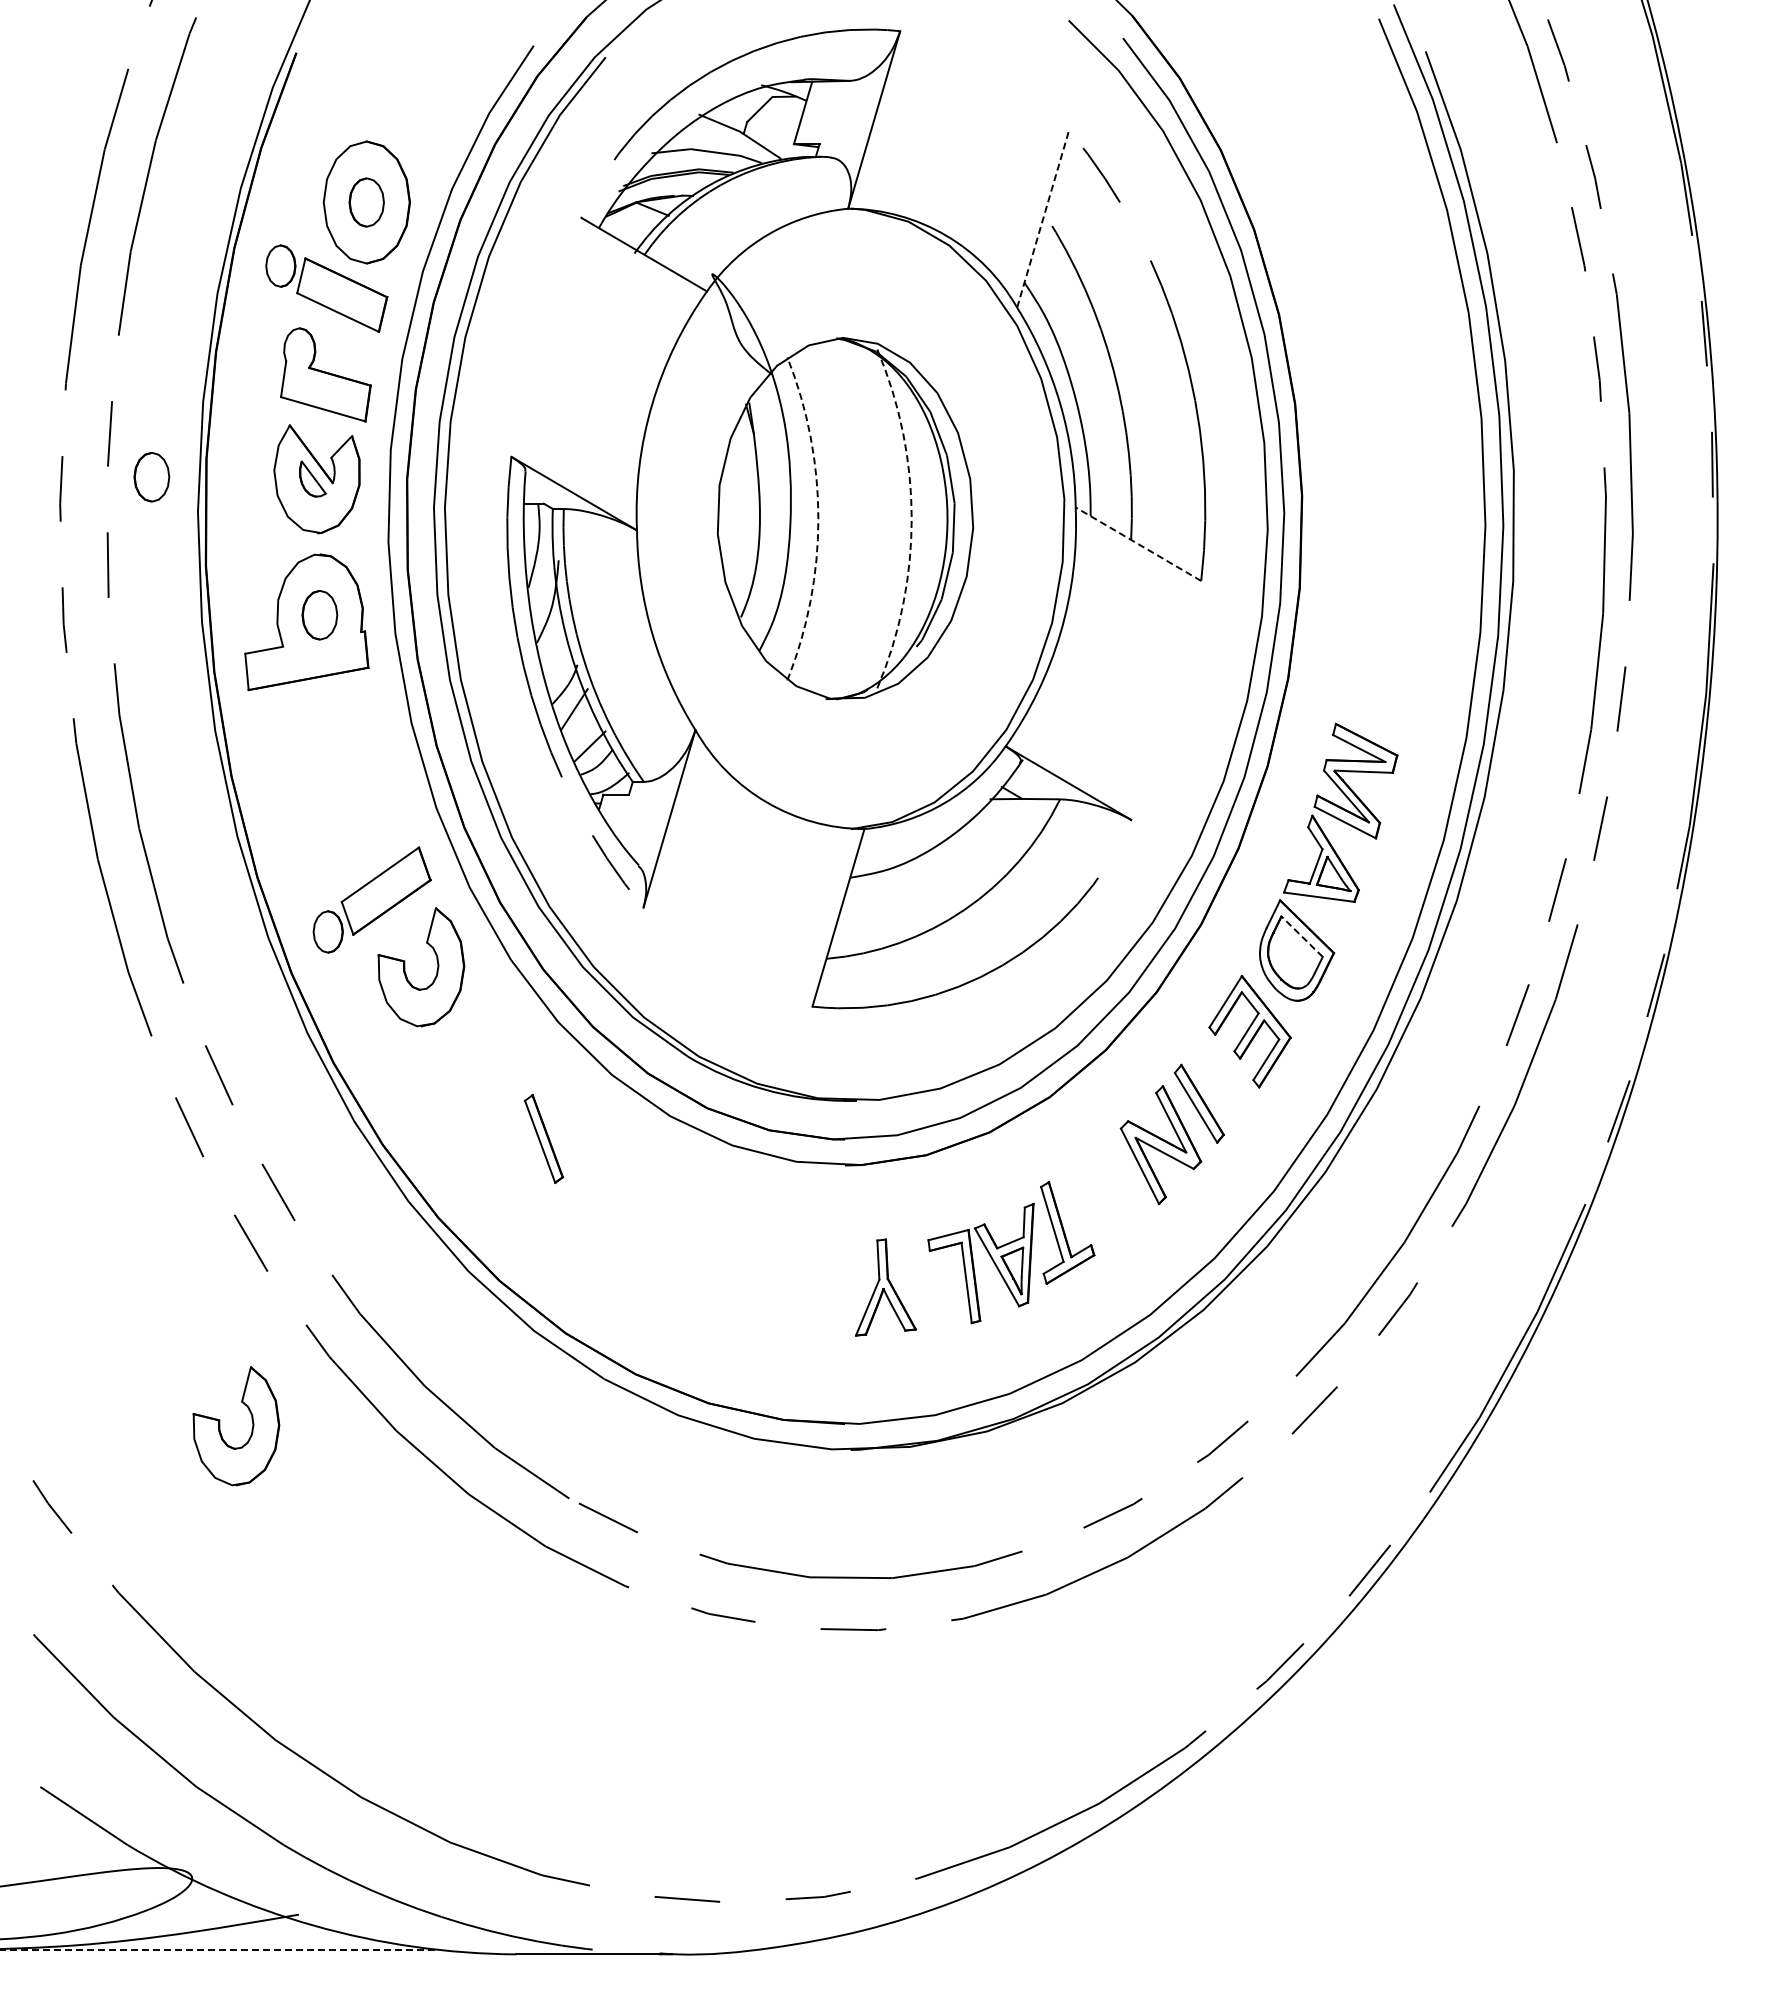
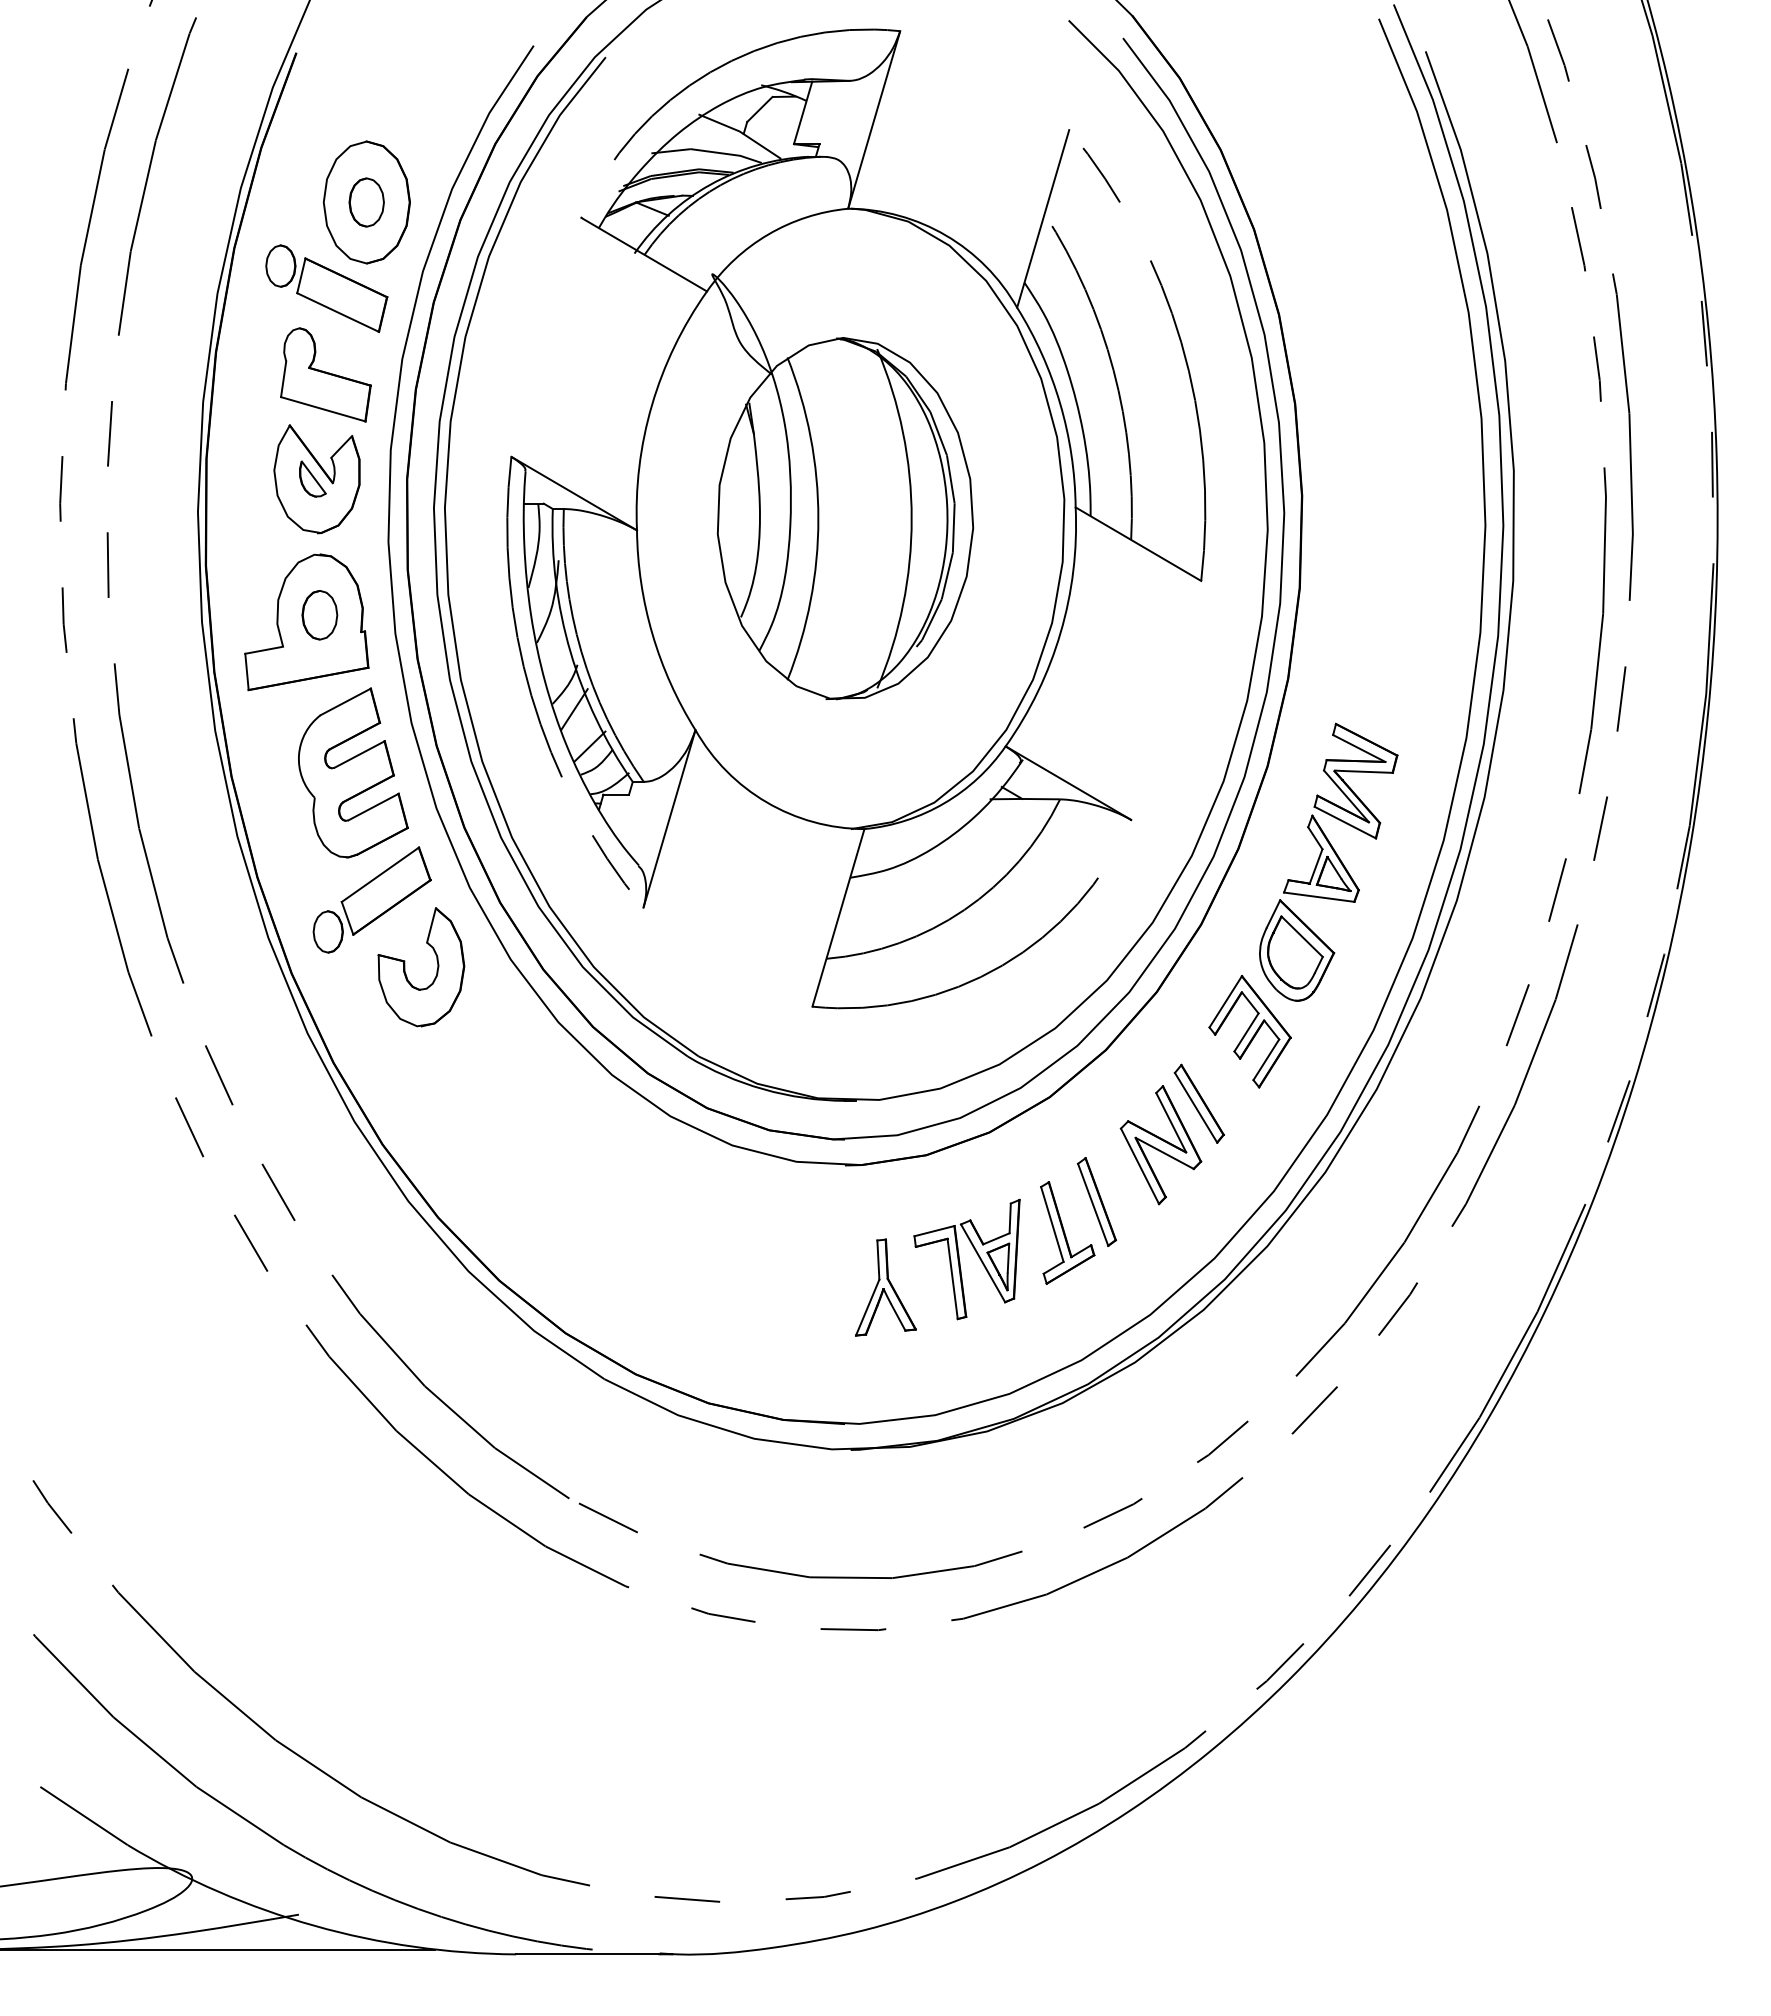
line: dashed -> solid (1043, 218)
part: present -> none (151, 477)
arc: dashed -> solid (818, 518)
arc: dashed -> solid (911, 518)
line: dashed -> solid (1138, 544)
part: none -> present (353, 772)
line: dashed -> solid (1302, 936)
part position: (543, 1138) -> (1096, 1201) (1096, 1201)
part position: (974, 1265) -> (960, 1261) (960, 1261)
part: present -> none (251, 1429)
line: dashed -> solid (217, 1949)
